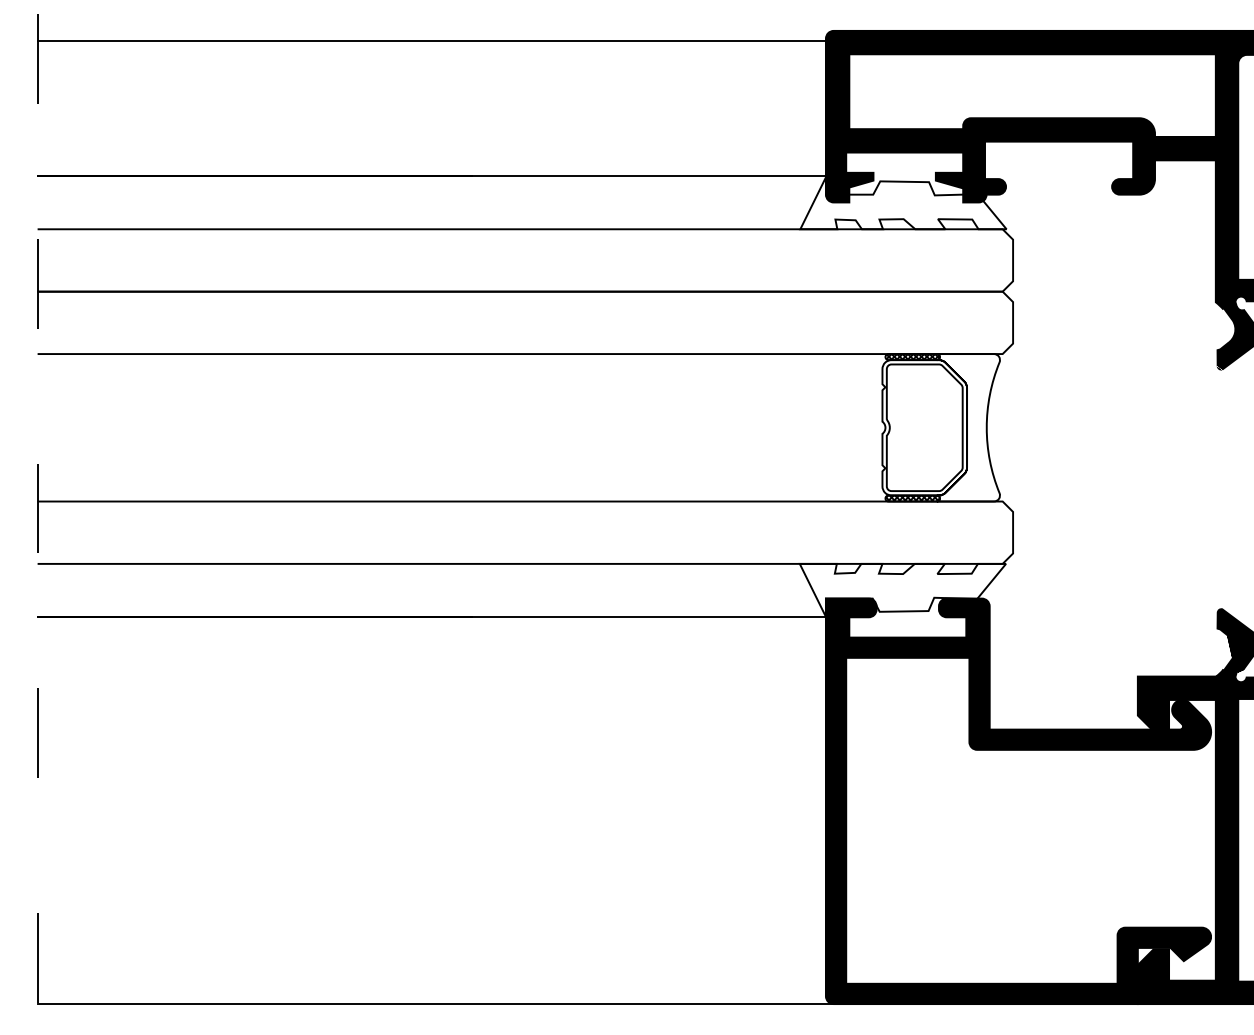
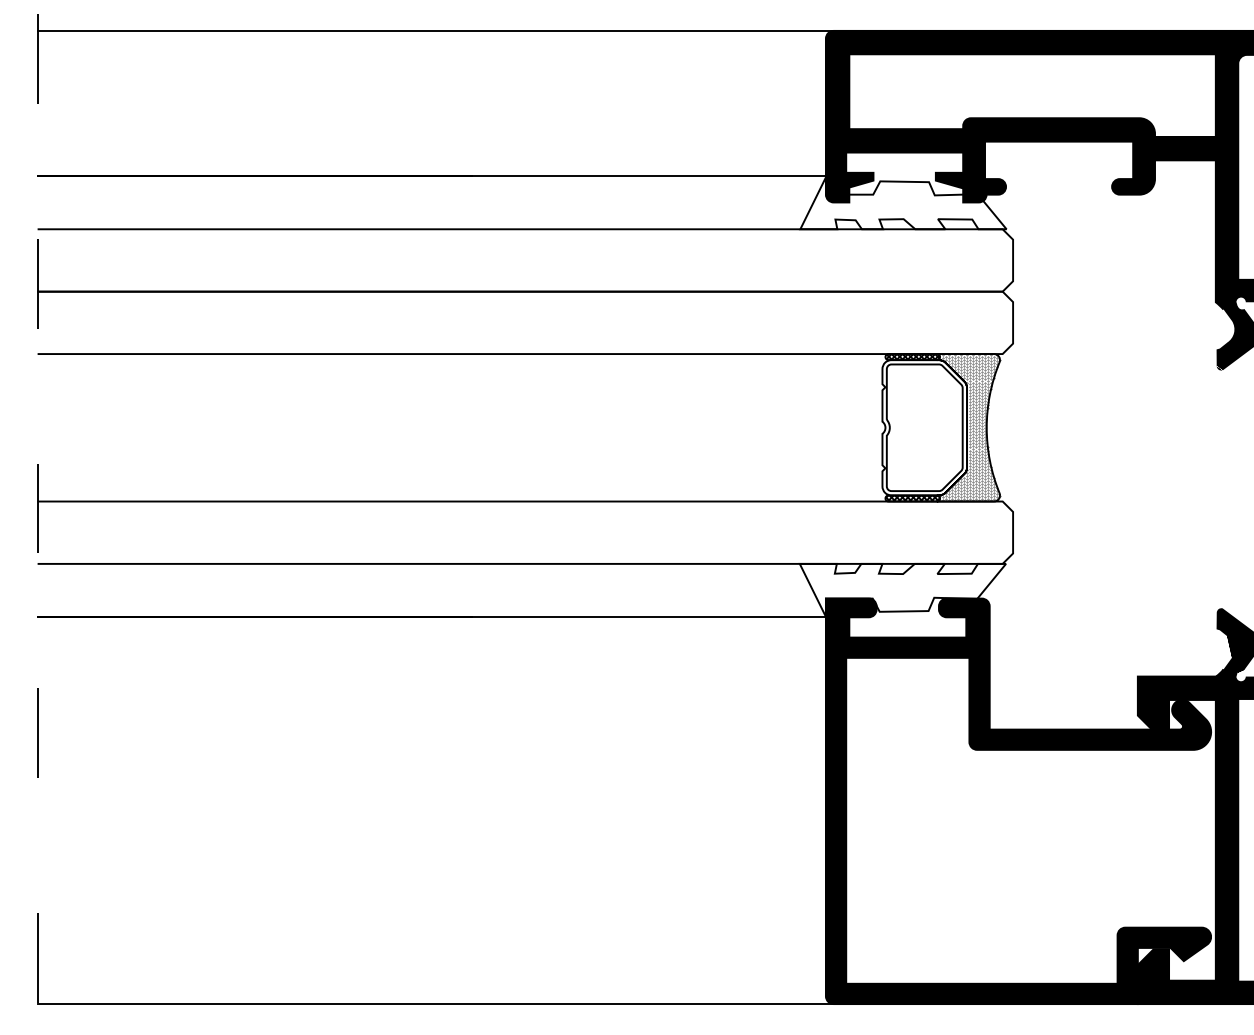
line position: (478, 40) -> (478, 30) (478, 30)
hatch: none -> present (969, 427)
